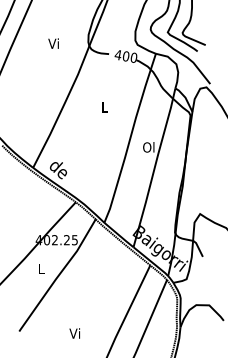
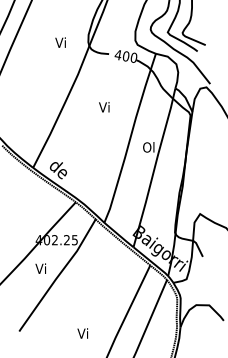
text position: (53, 43) -> (60, 42) (60, 42)
text: L -> Vi (104, 107)
text: L -> Vi (40, 268)
text position: (74, 333) -> (82, 333) (82, 333)
